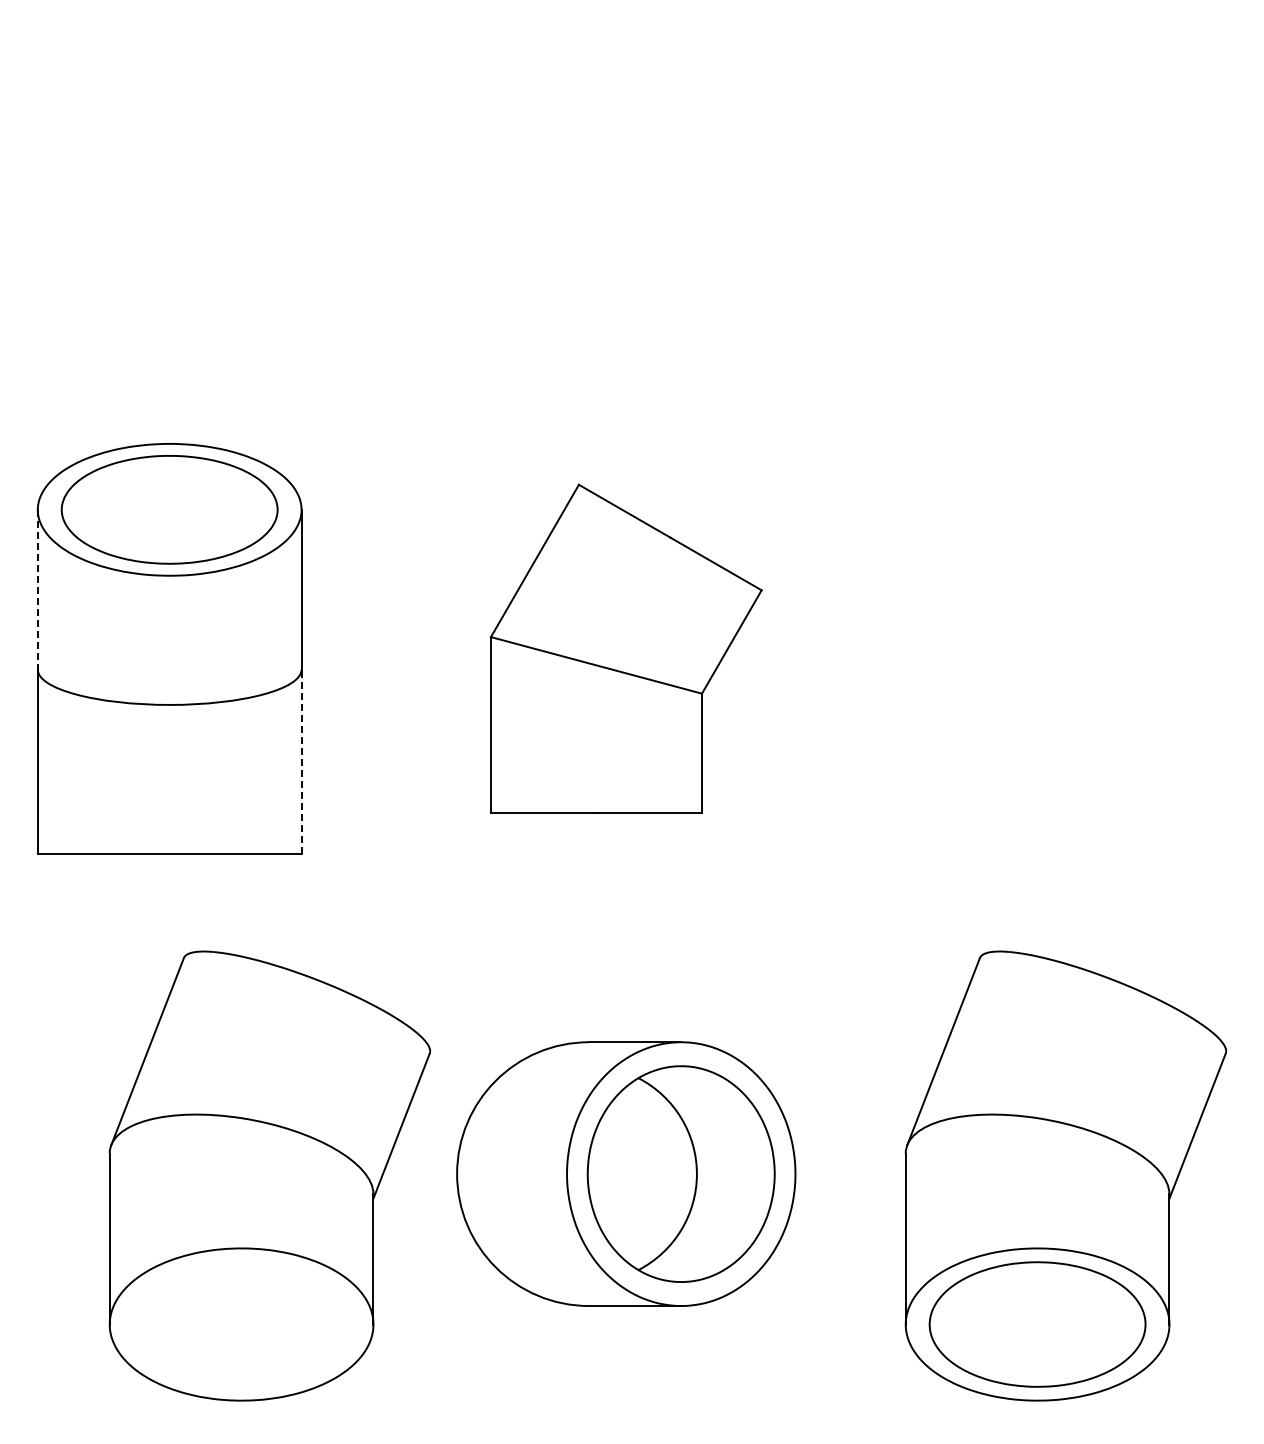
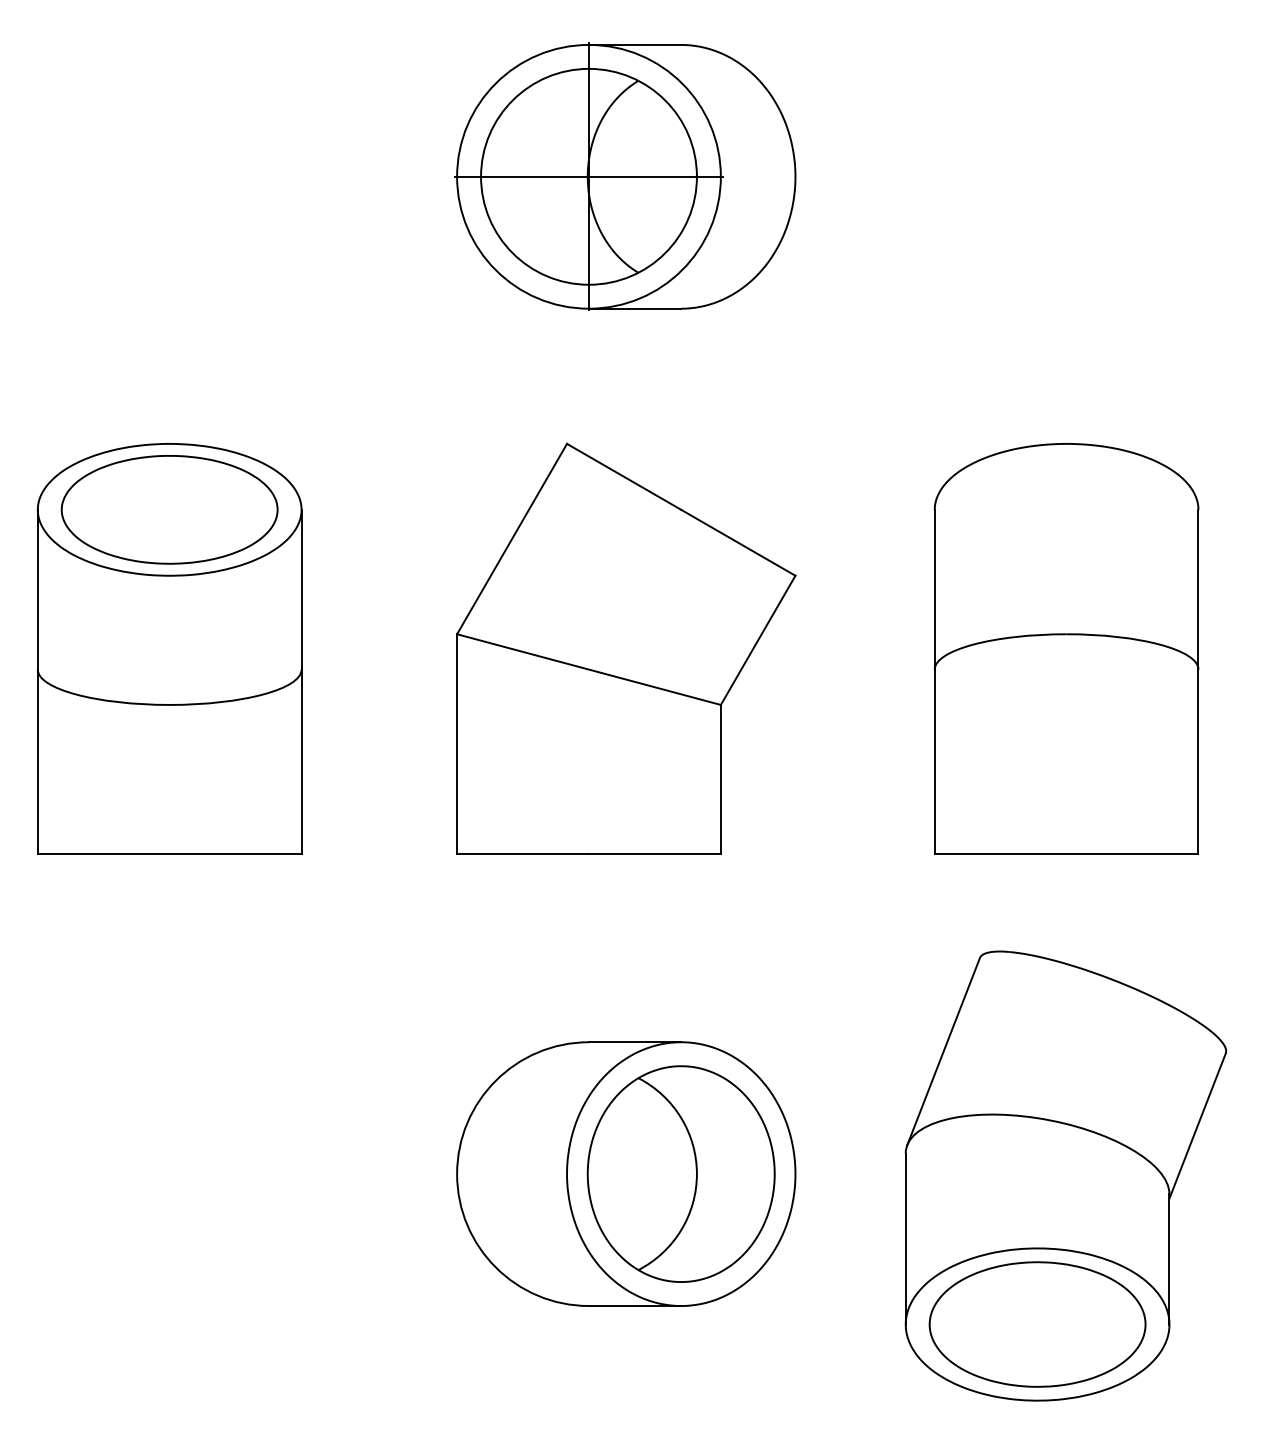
part: none -> present (625, 176)
line: dashed -> solid (37, 589)
part size: 274x331 px -> 341x413 px (626, 648)
part: none -> present (1066, 648)
line: dashed -> solid (301, 761)
part: present -> none (269, 1175)
